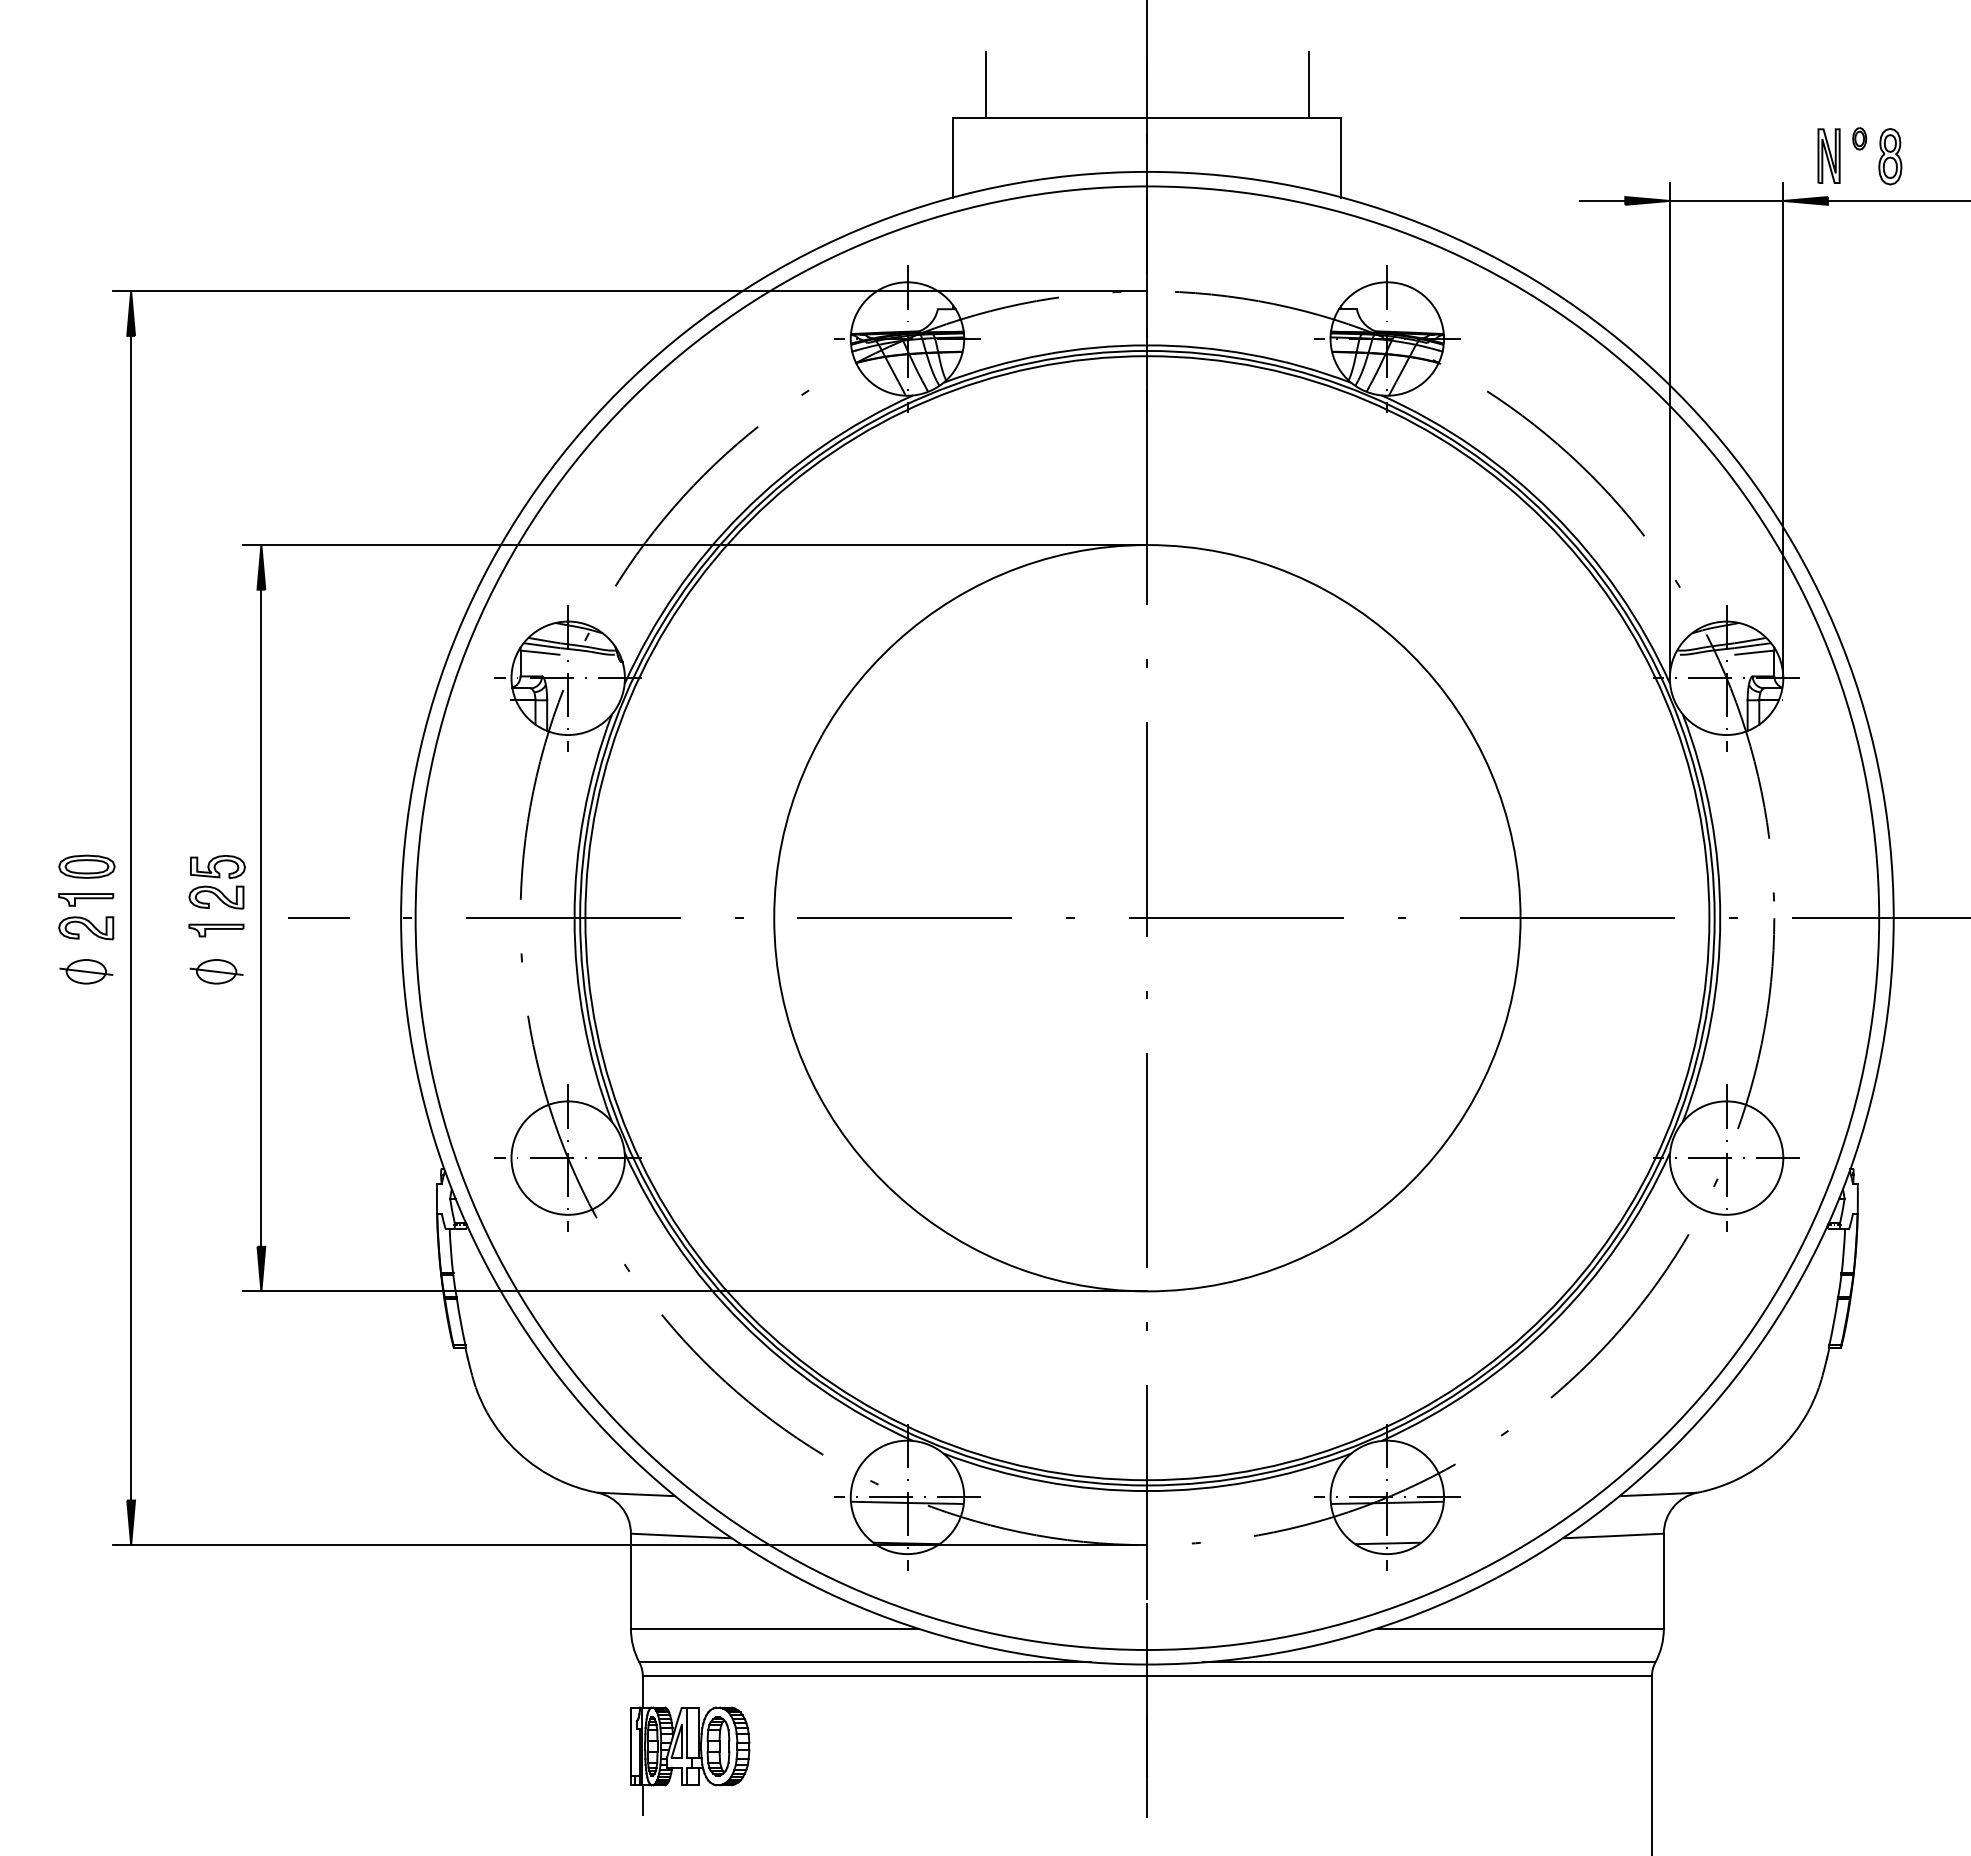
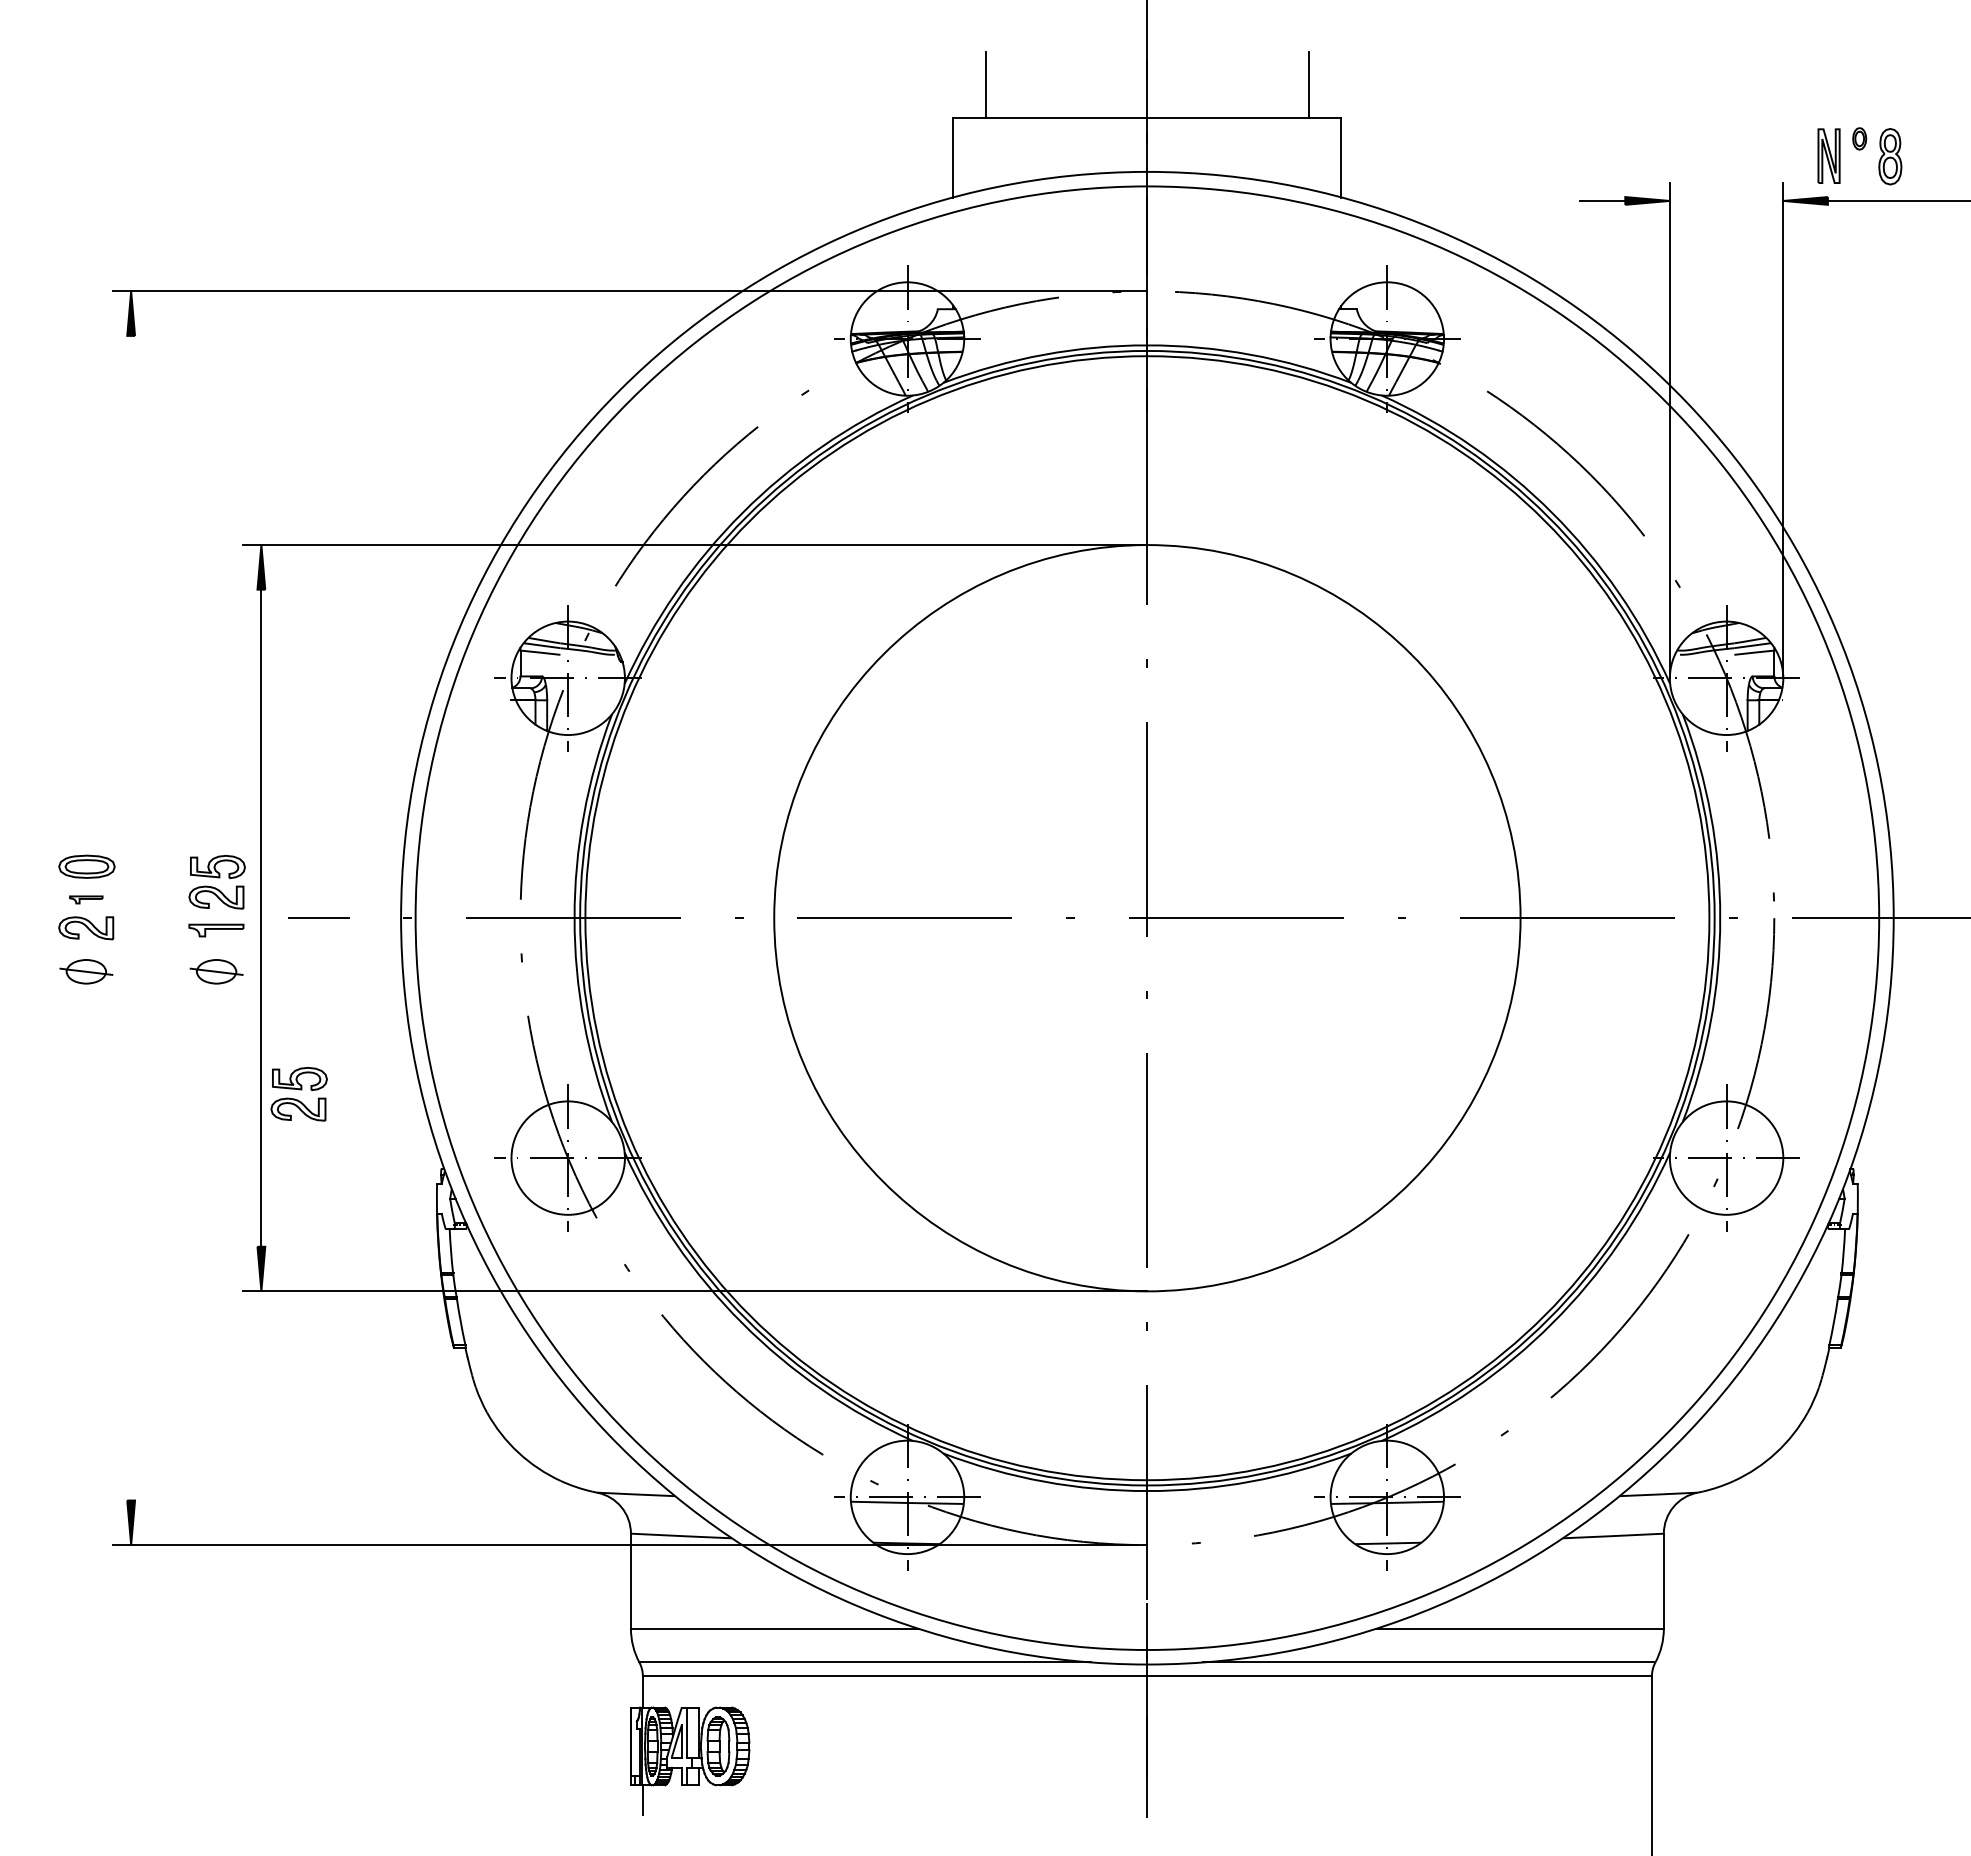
line: present -> none (1726, 200)
part size: 57x14 px -> 35x10 px (86, 899)
line: present -> none (131, 917)
part: none -> present (298, 1094)
